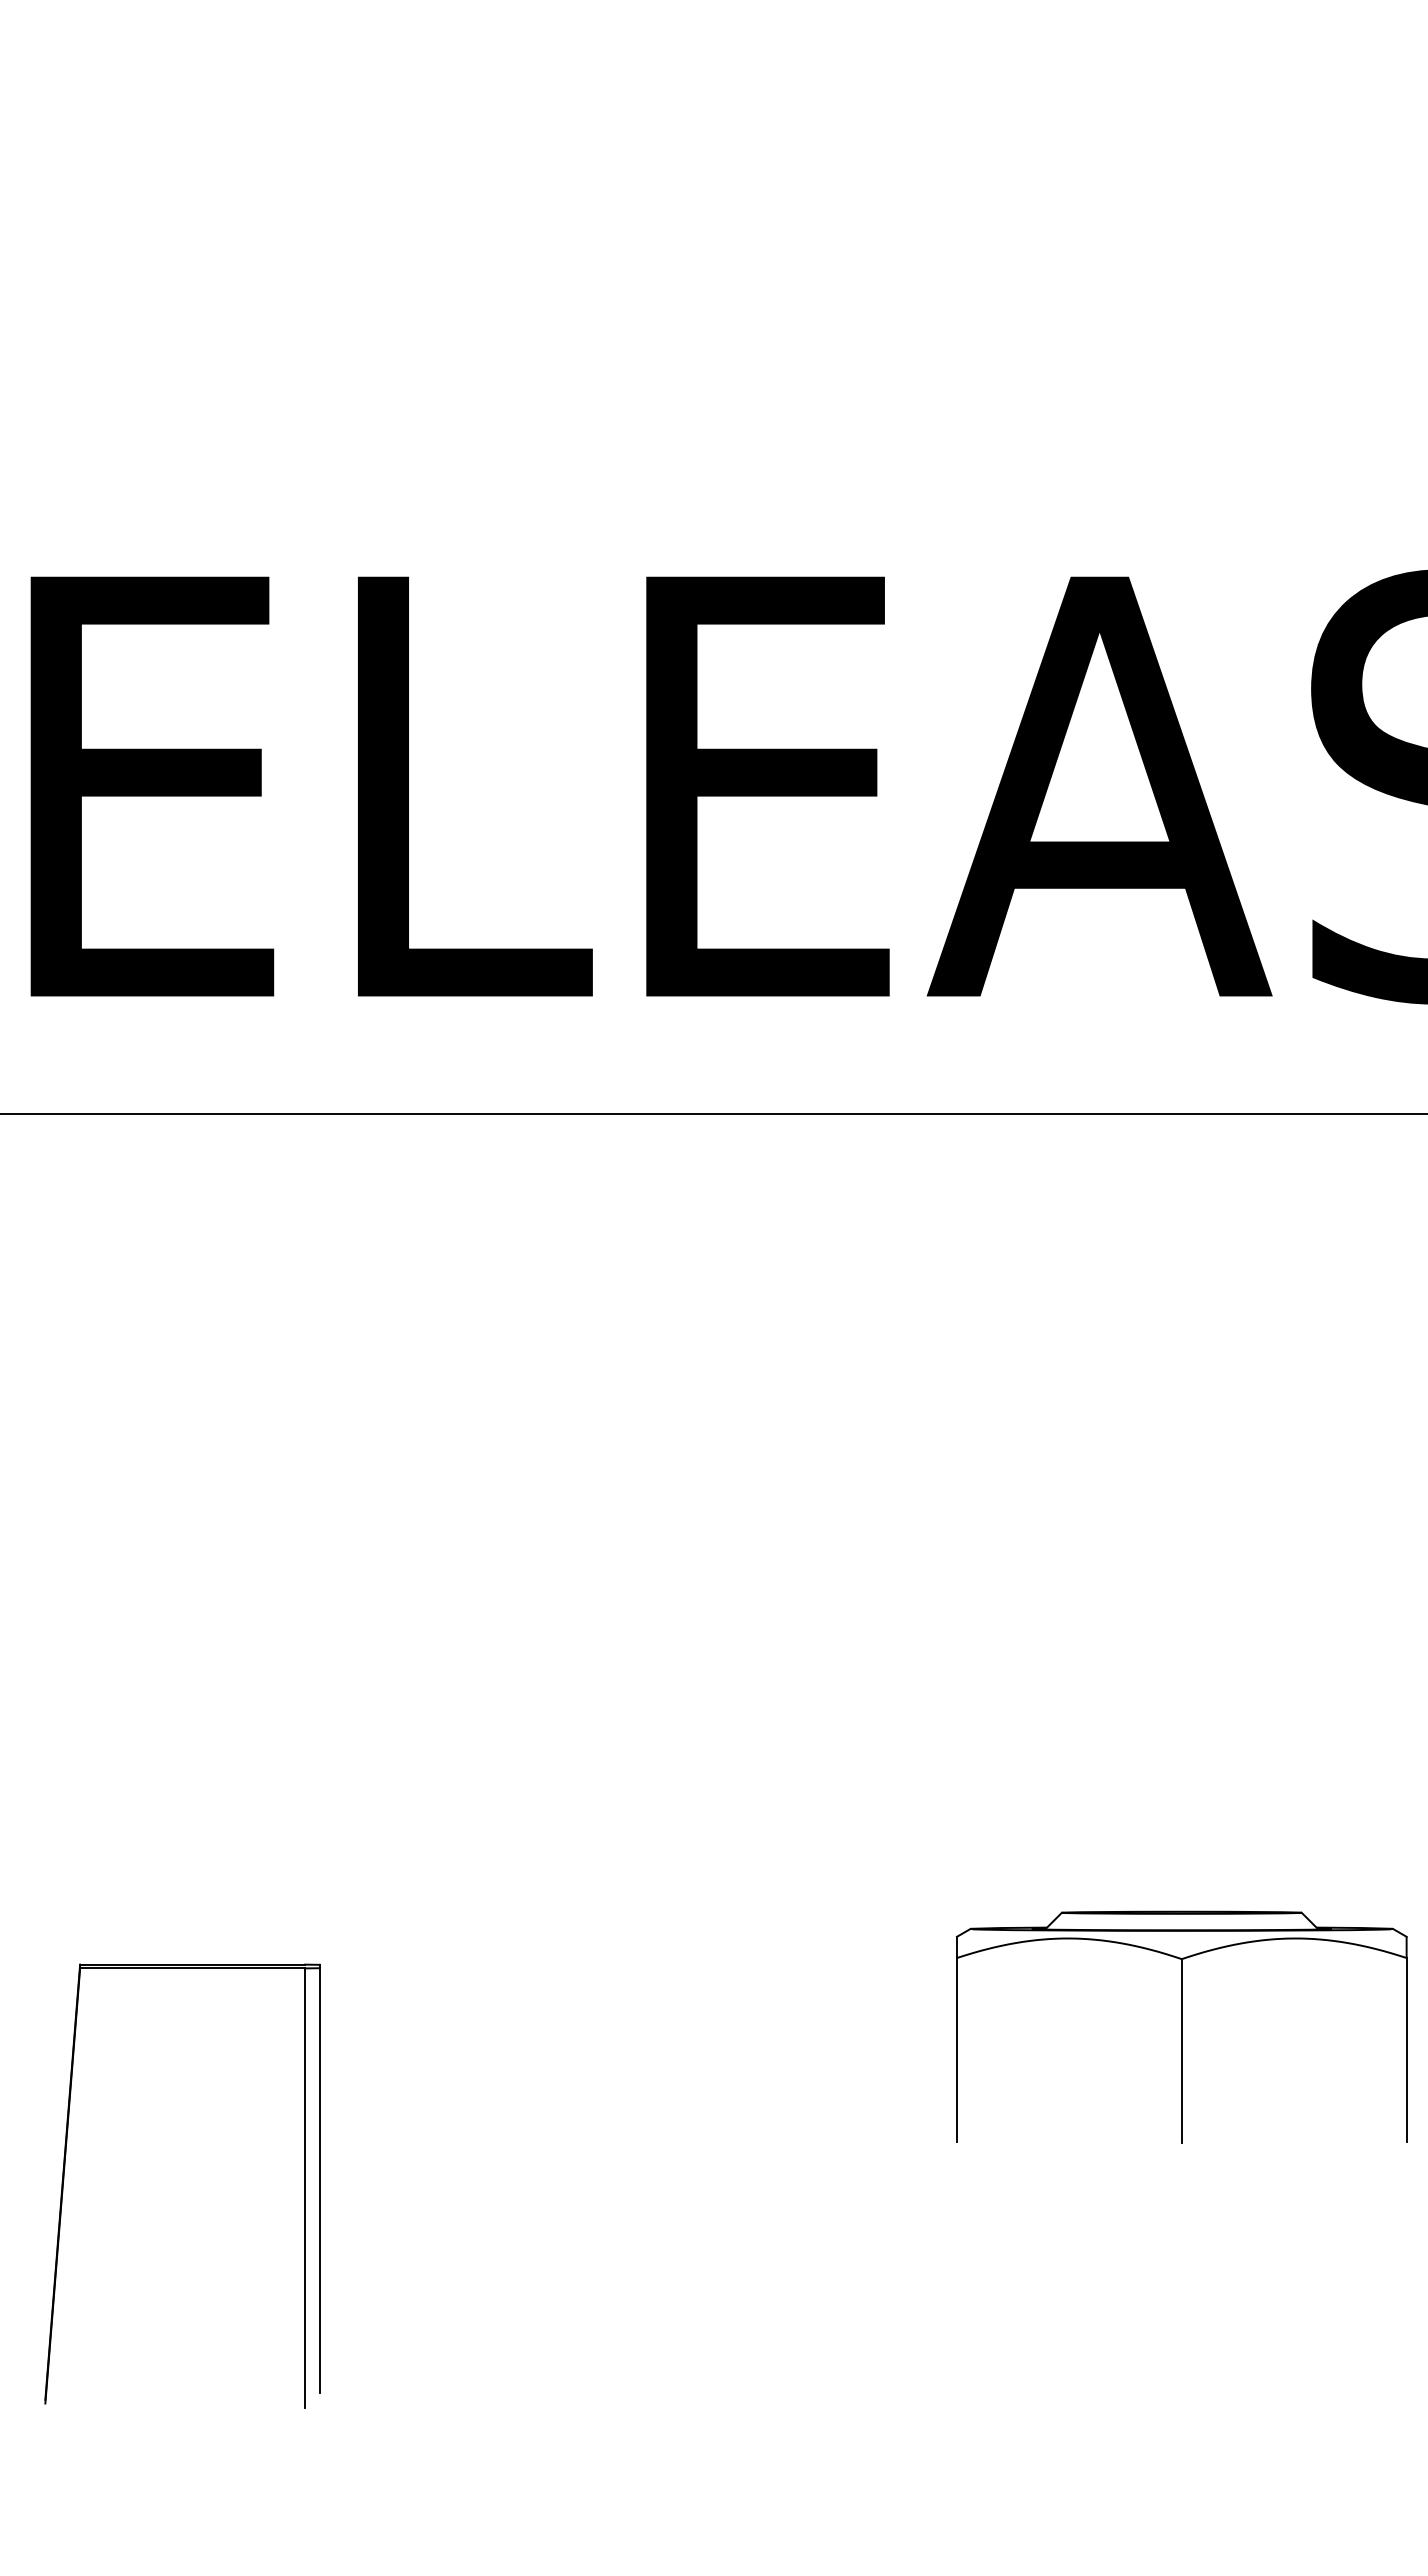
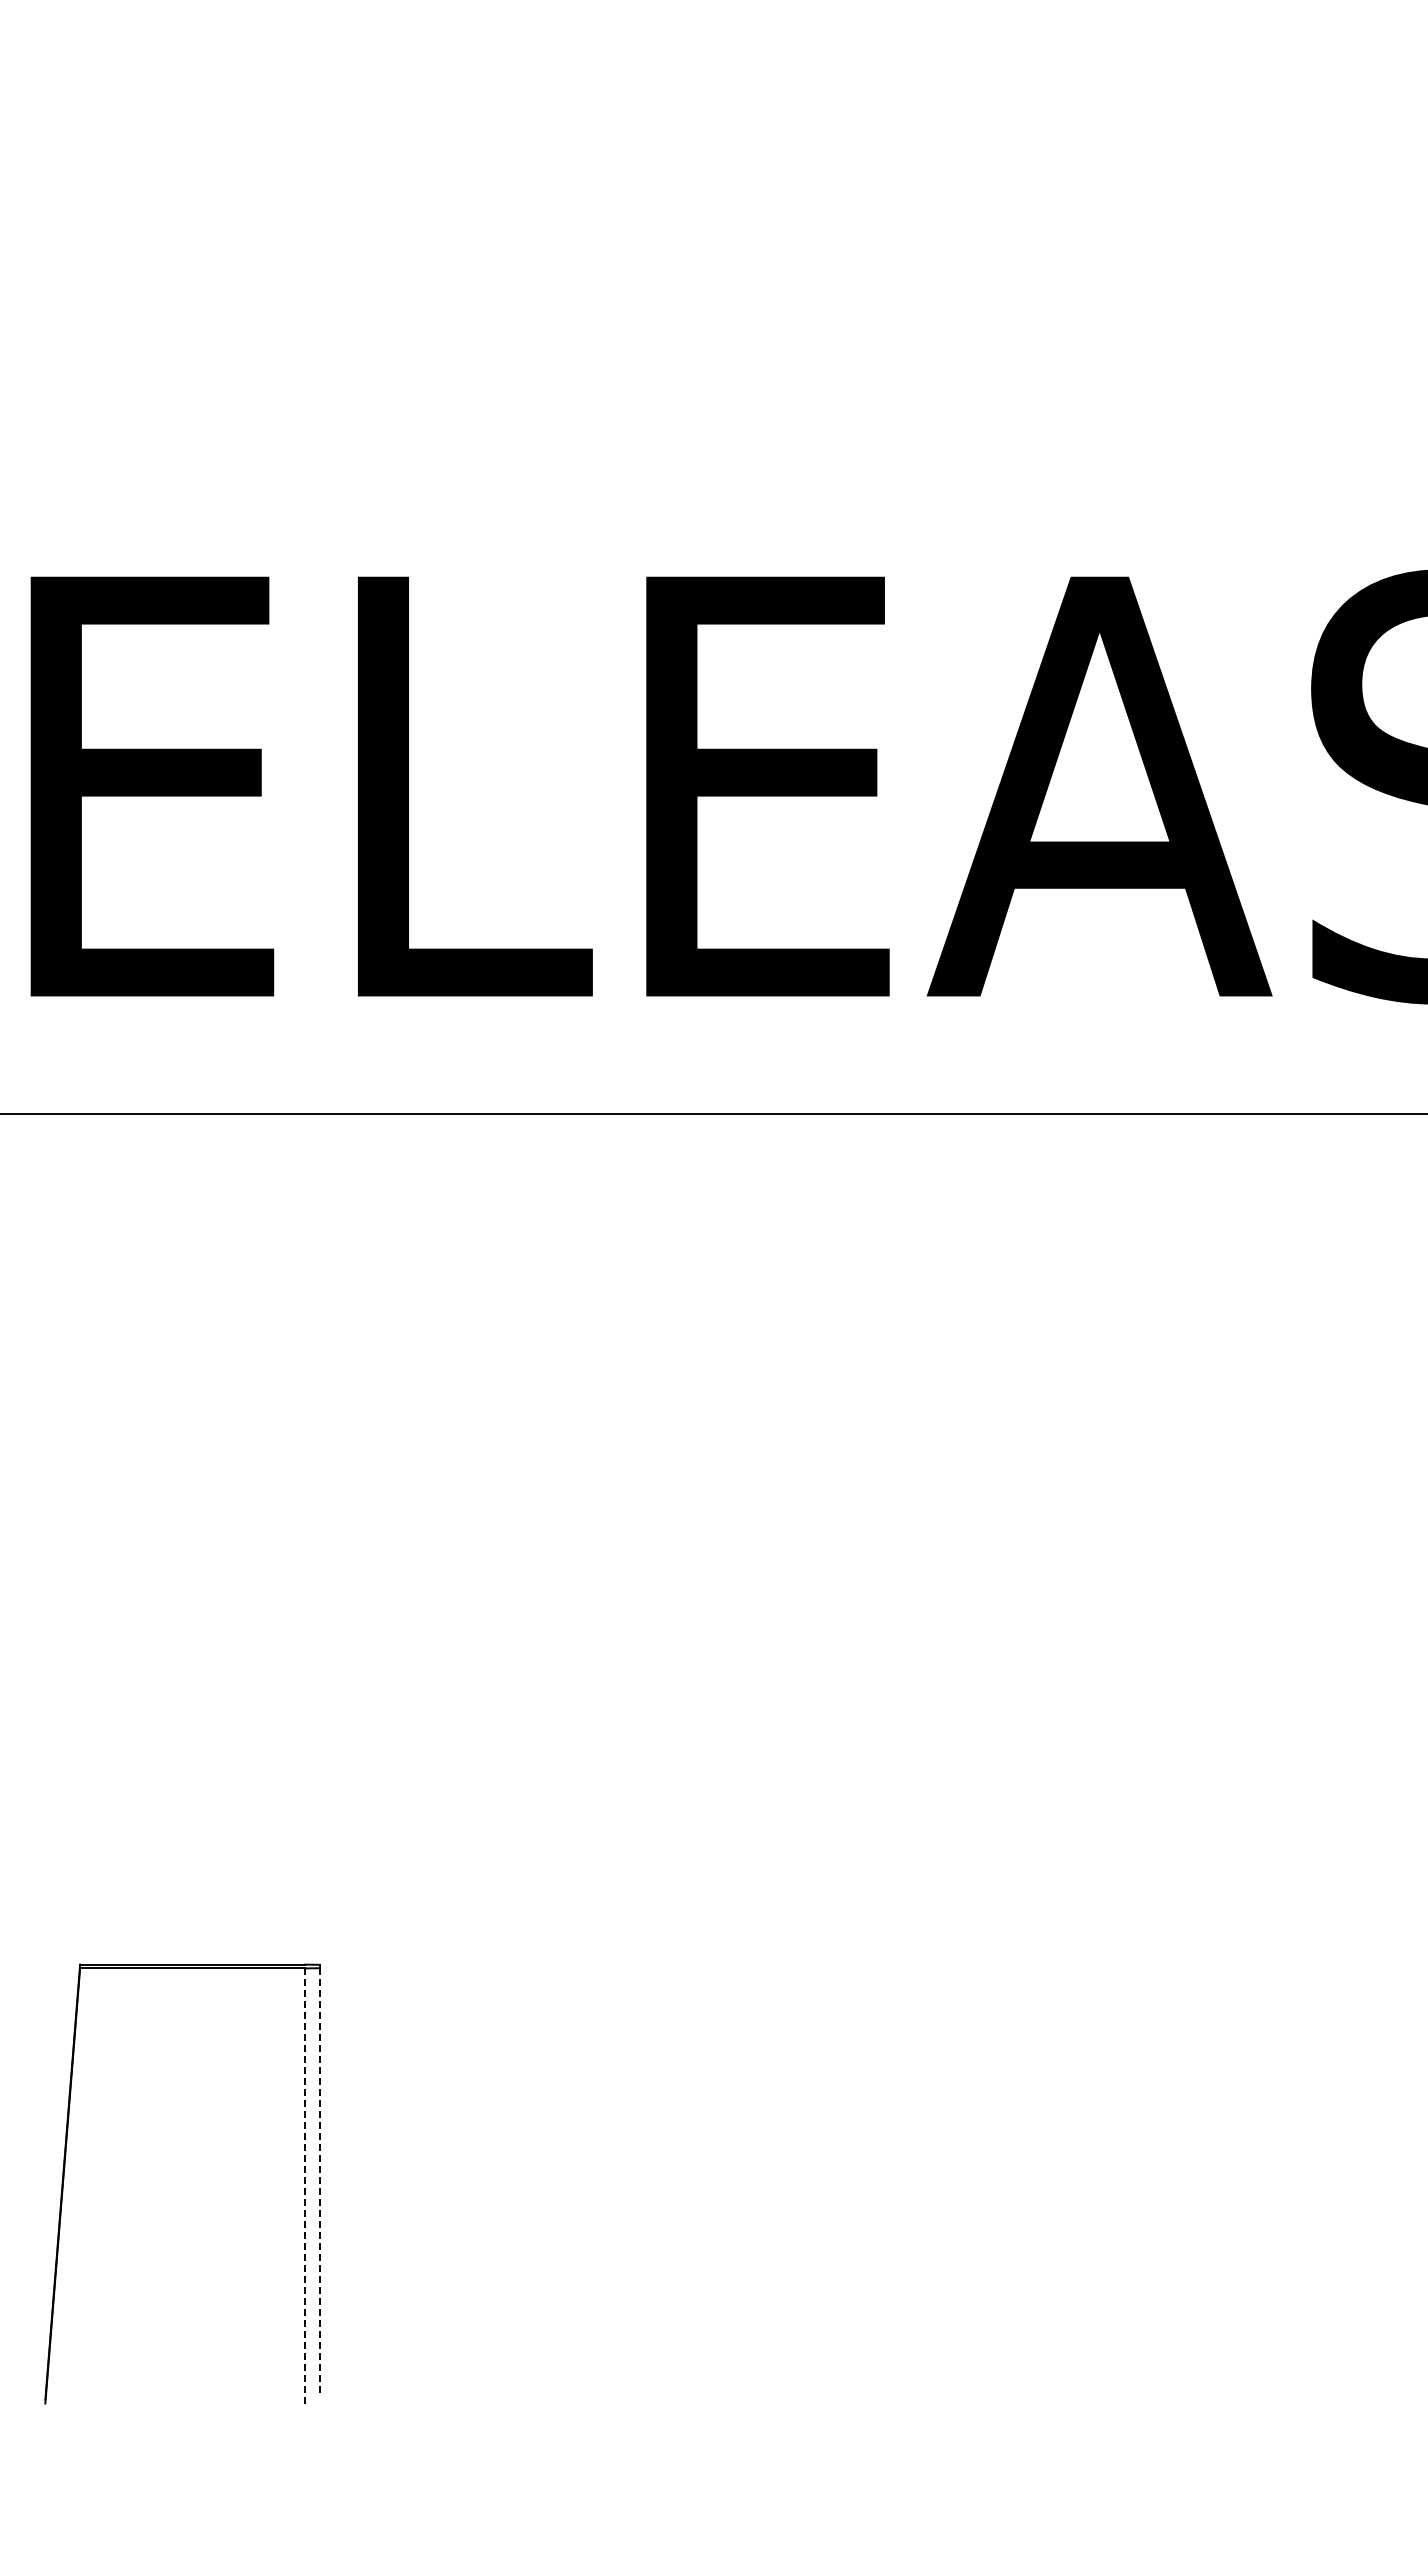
part: present -> none (1181, 2026)
line: solid -> dashed (320, 2179)
line: solid -> dashed (305, 2188)
